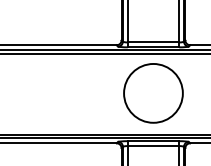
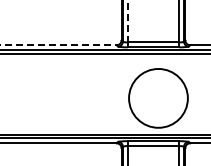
line: solid -> dashed (127, 21)
line: solid -> dashed (58, 45)
circle position: (153, 93) -> (158, 98) (158, 98)
